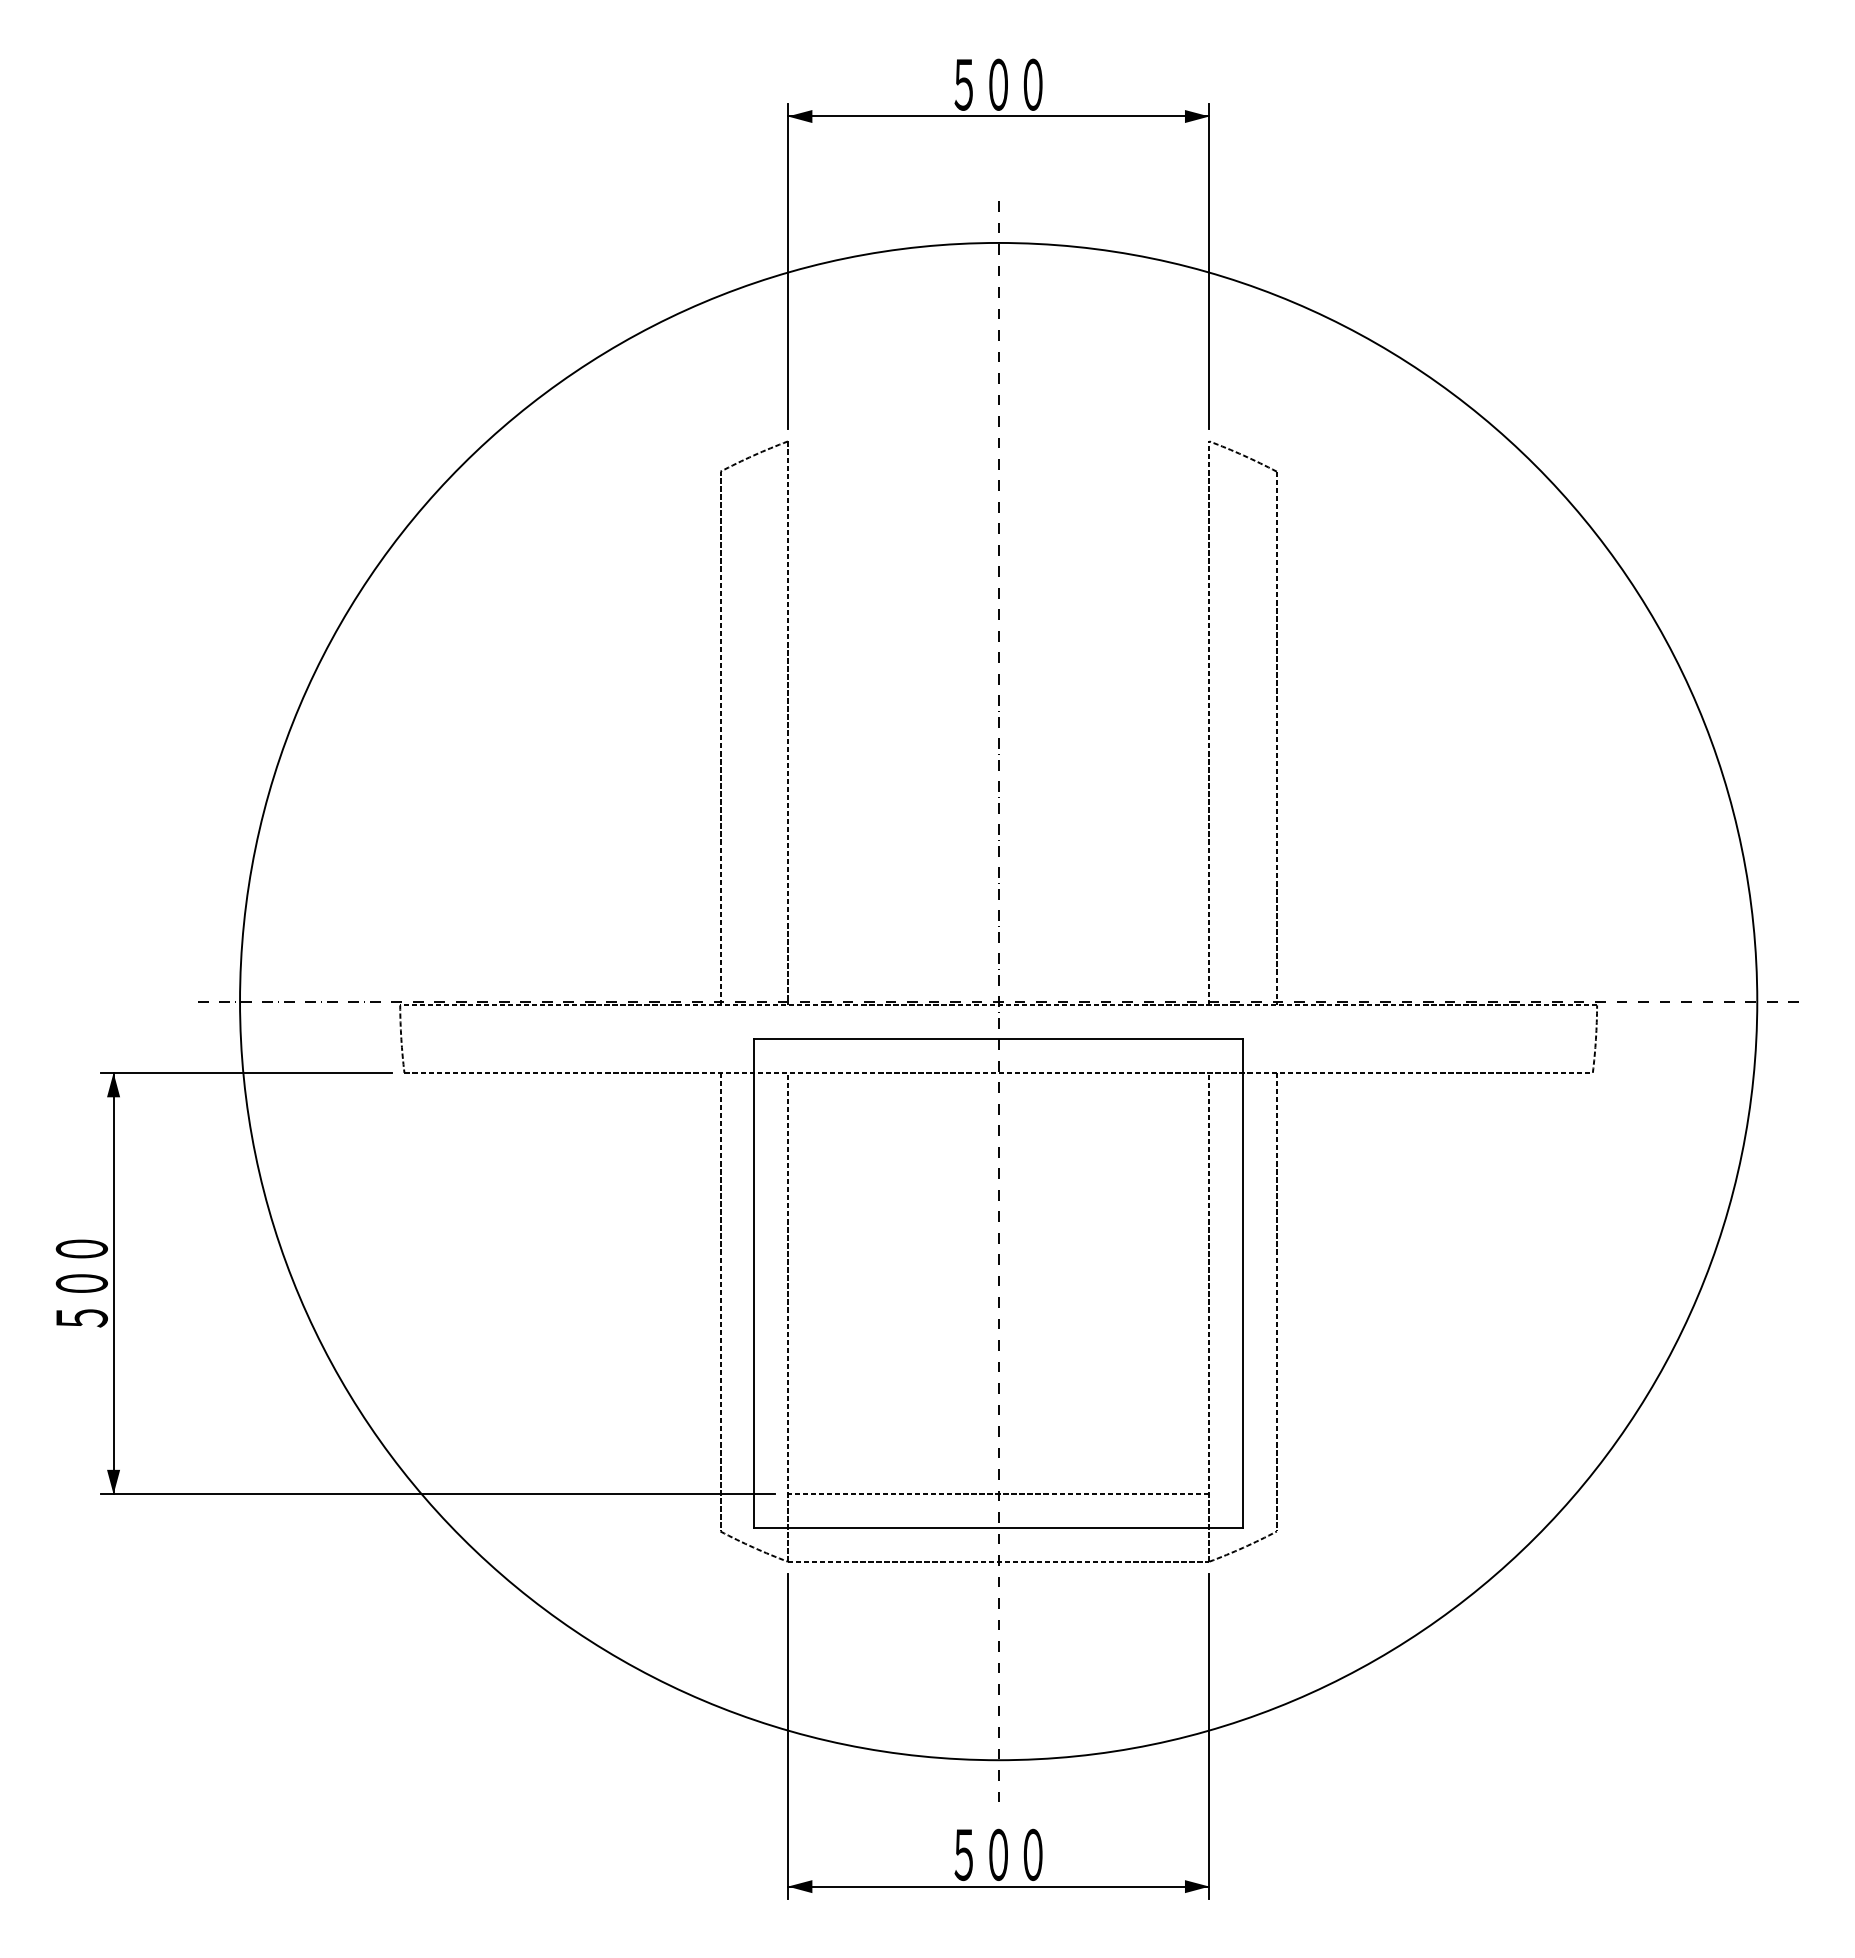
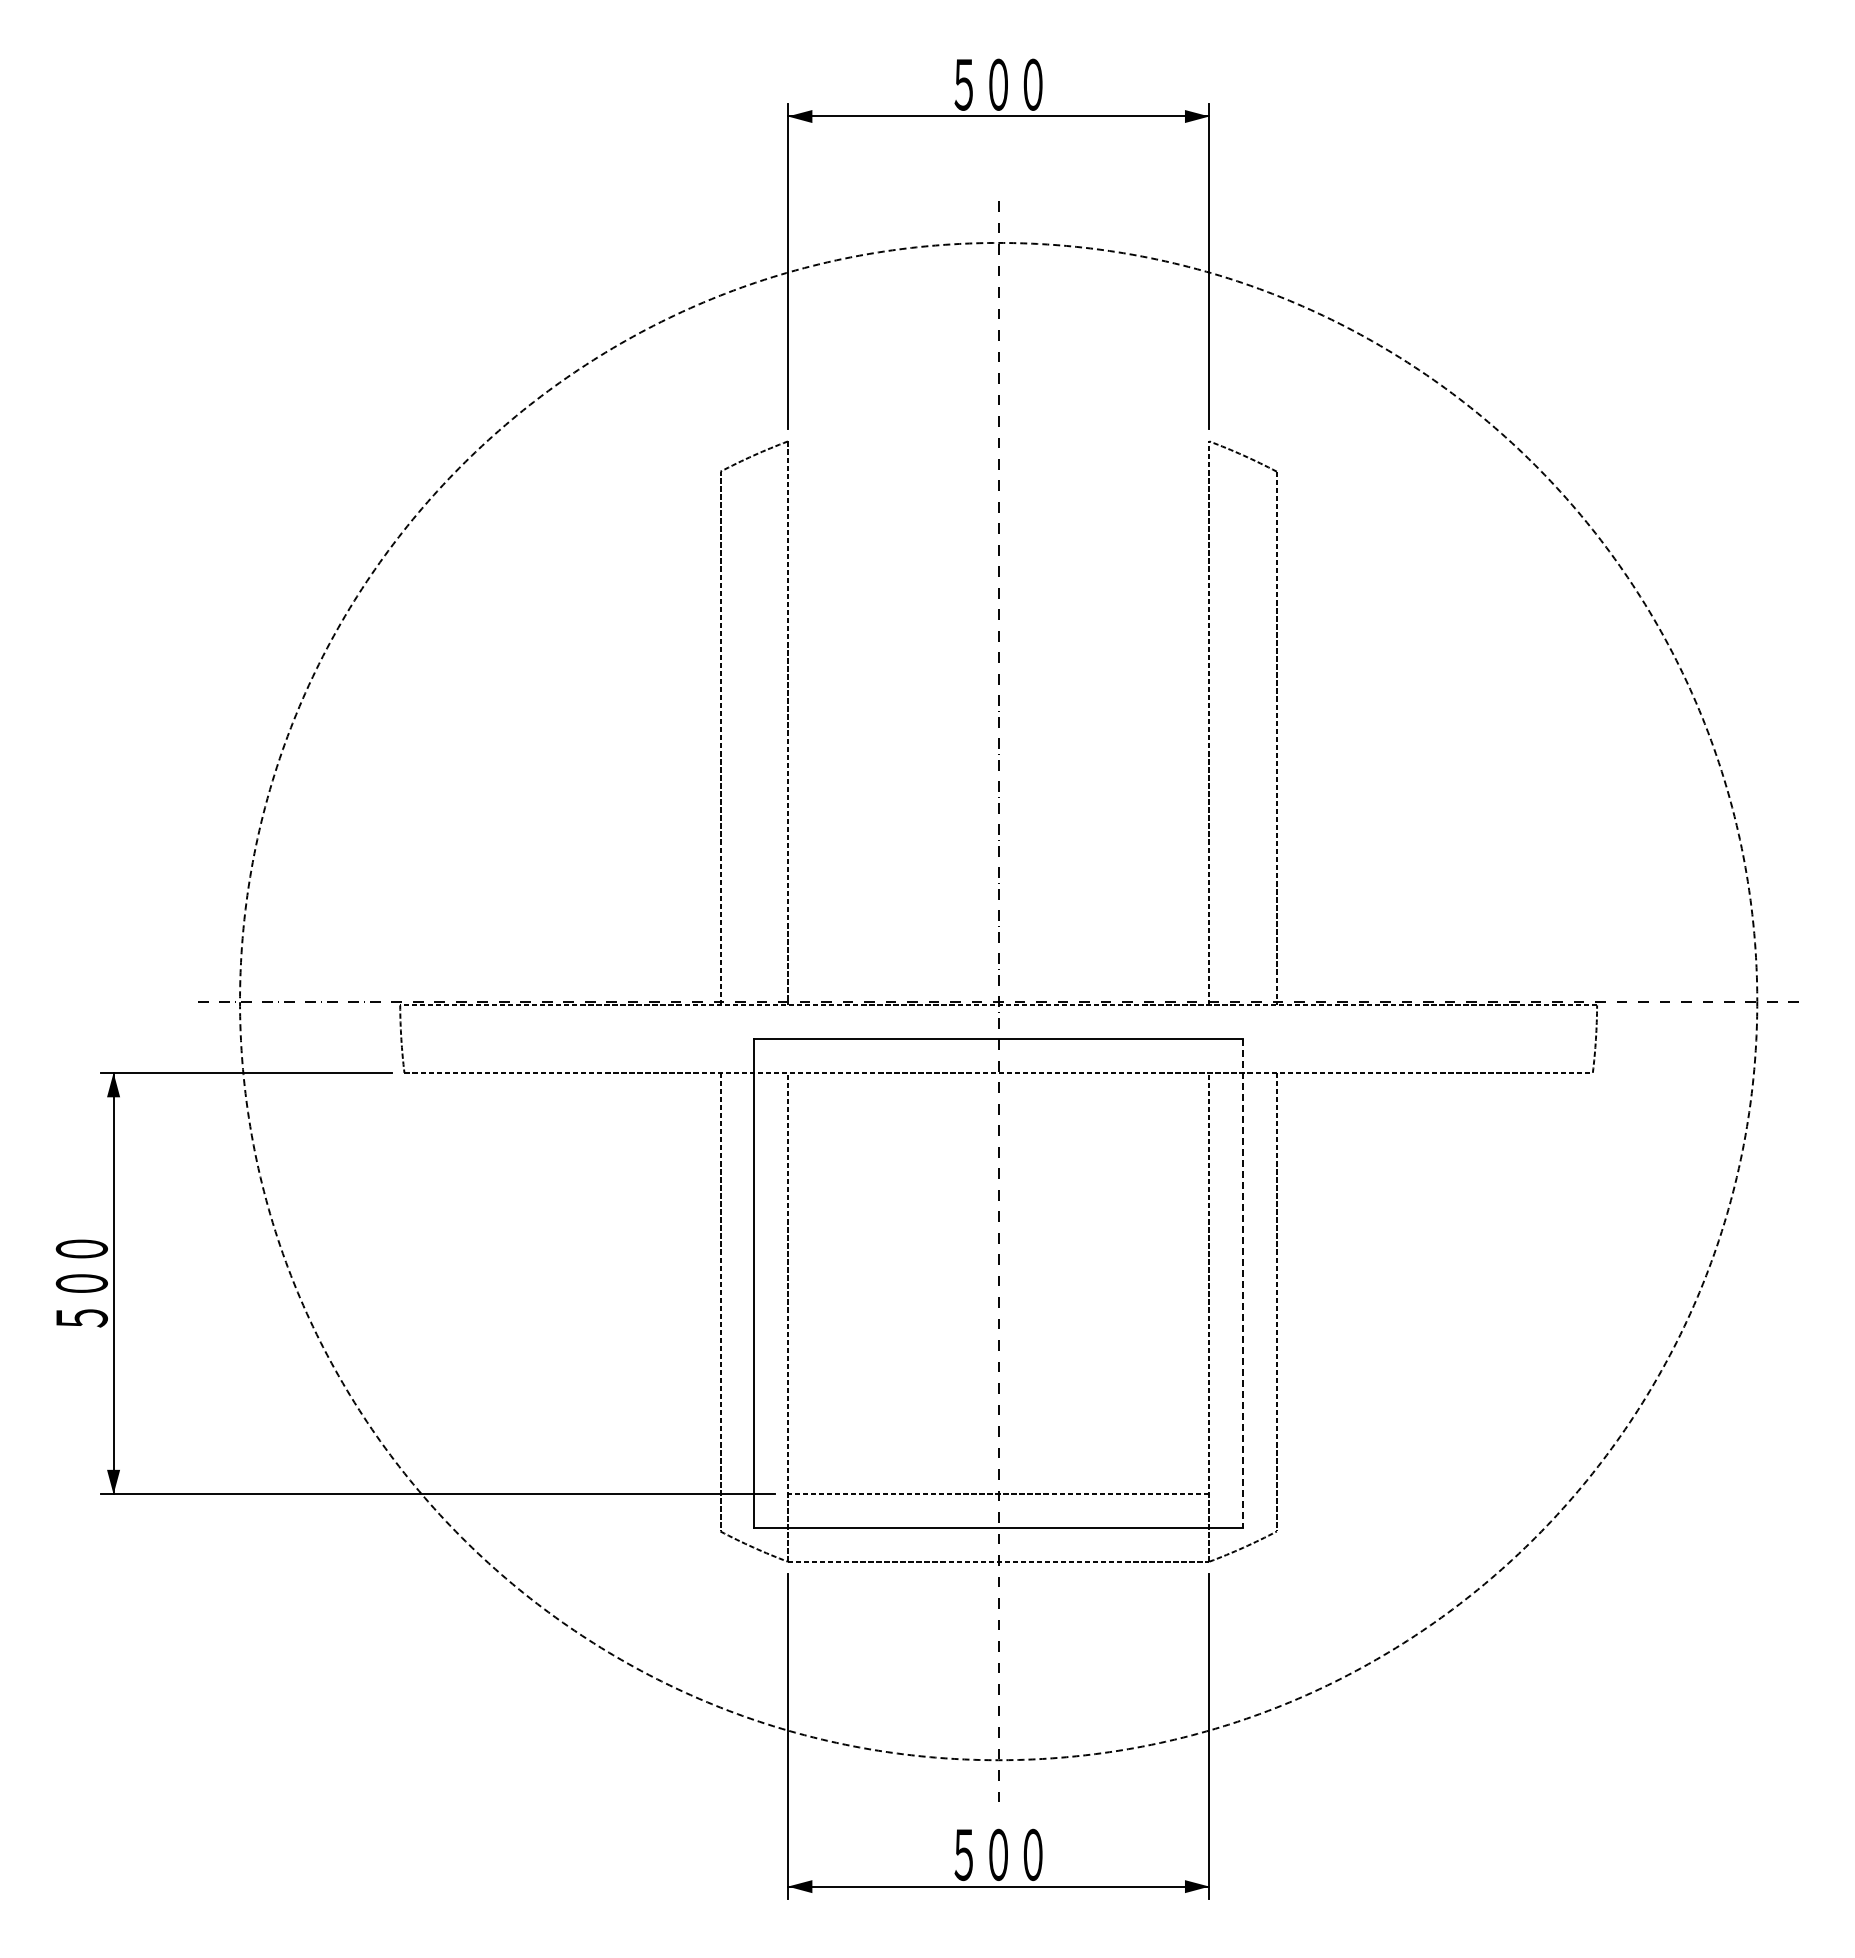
circle: solid -> dashed (998, 1001)
line: solid -> dashed (1243, 1284)
